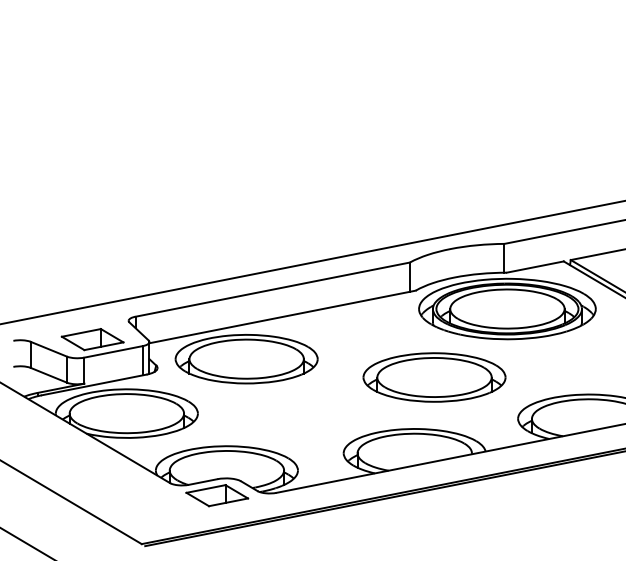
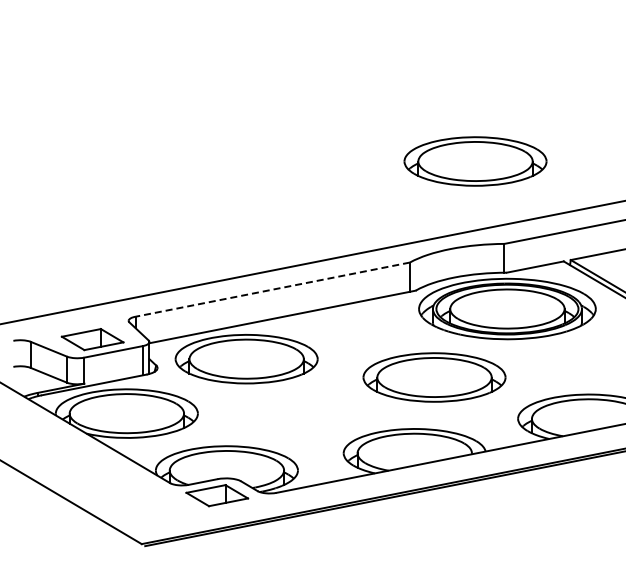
part: none -> present (475, 161)
line: solid -> dashed (272, 289)
line: present -> none (26, 543)
